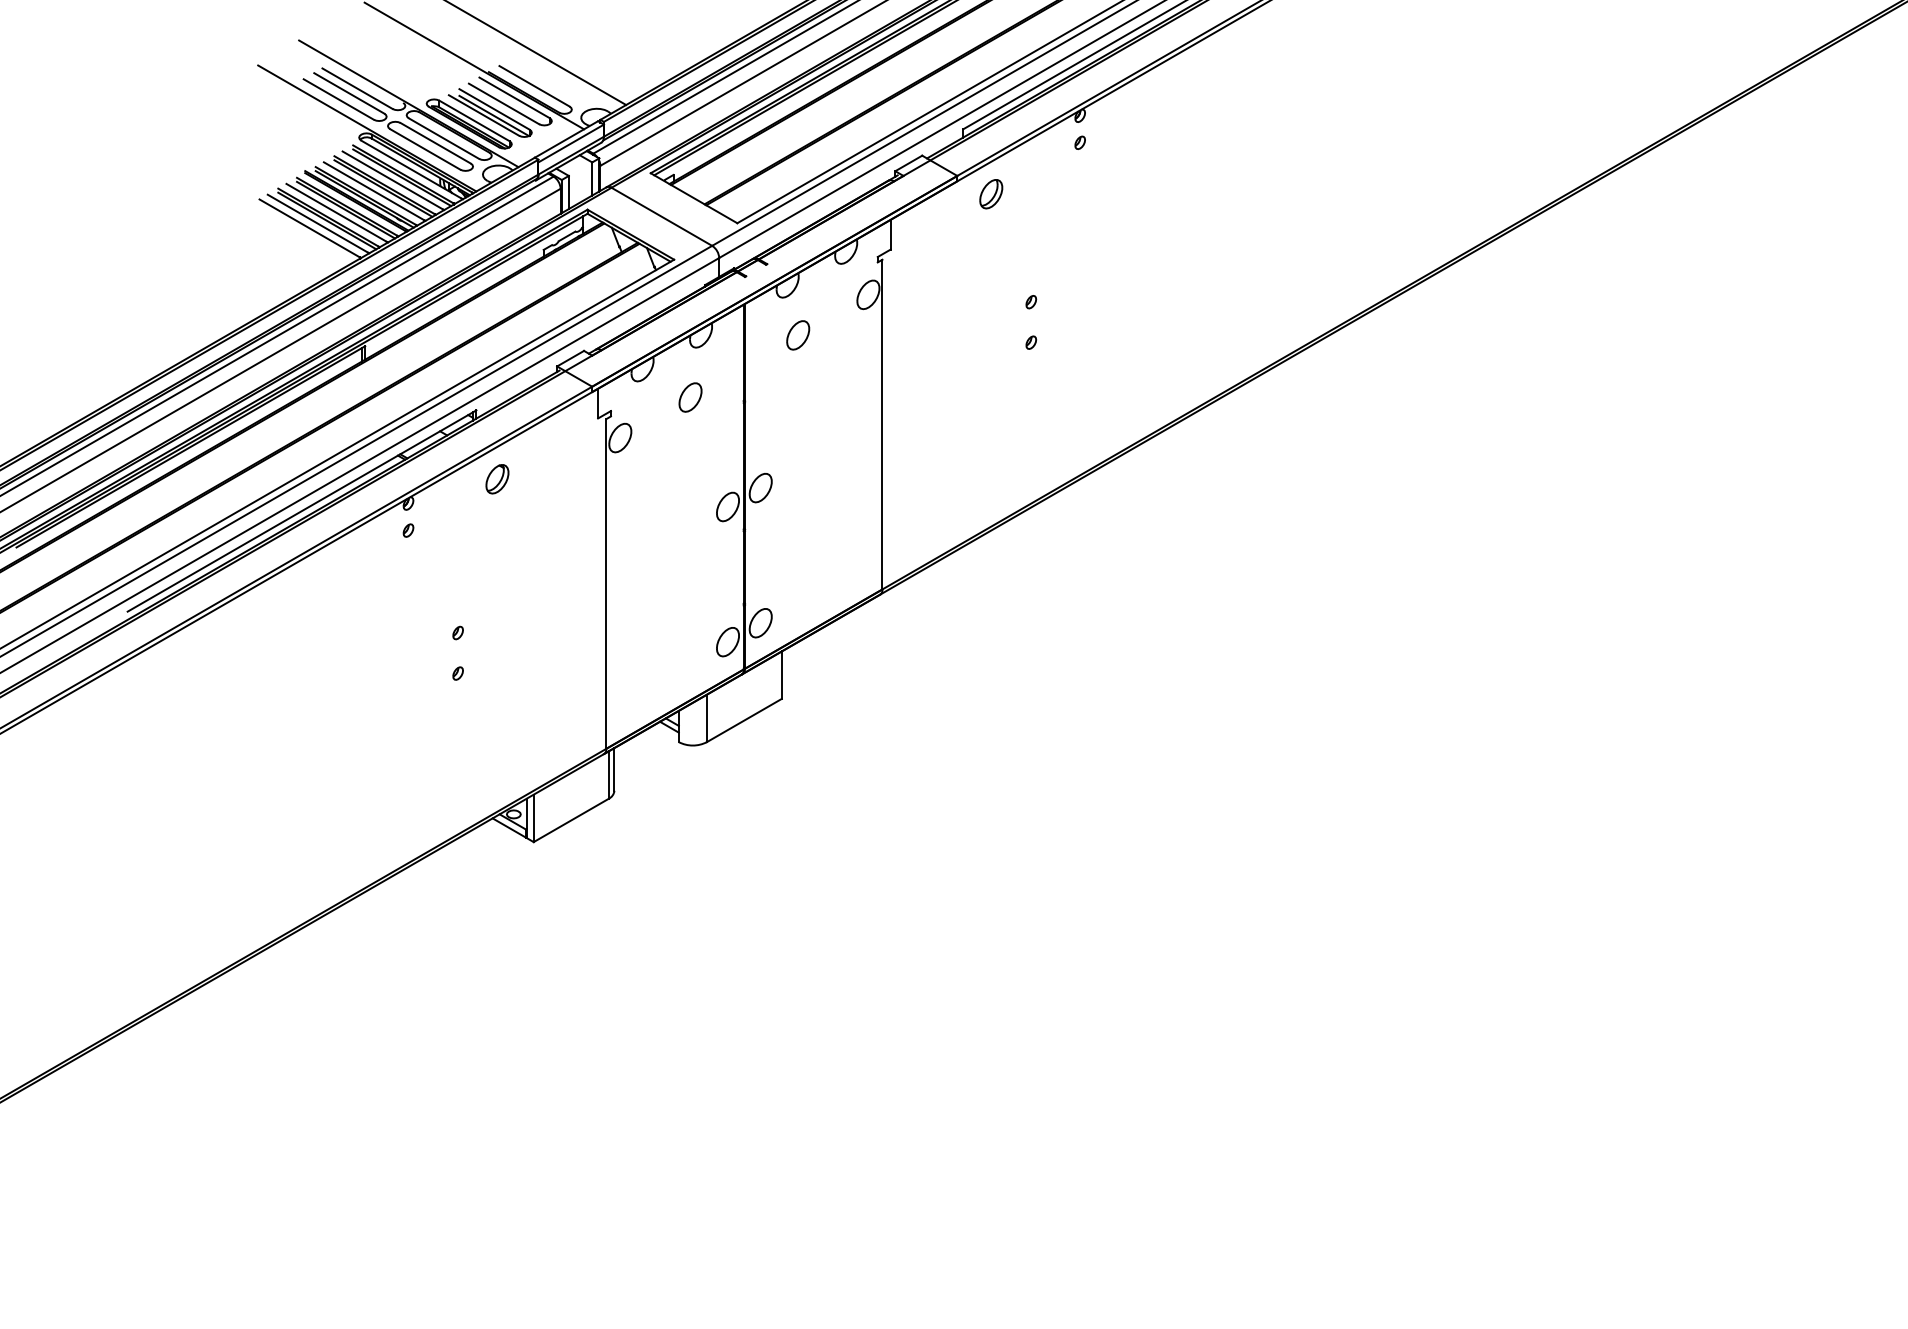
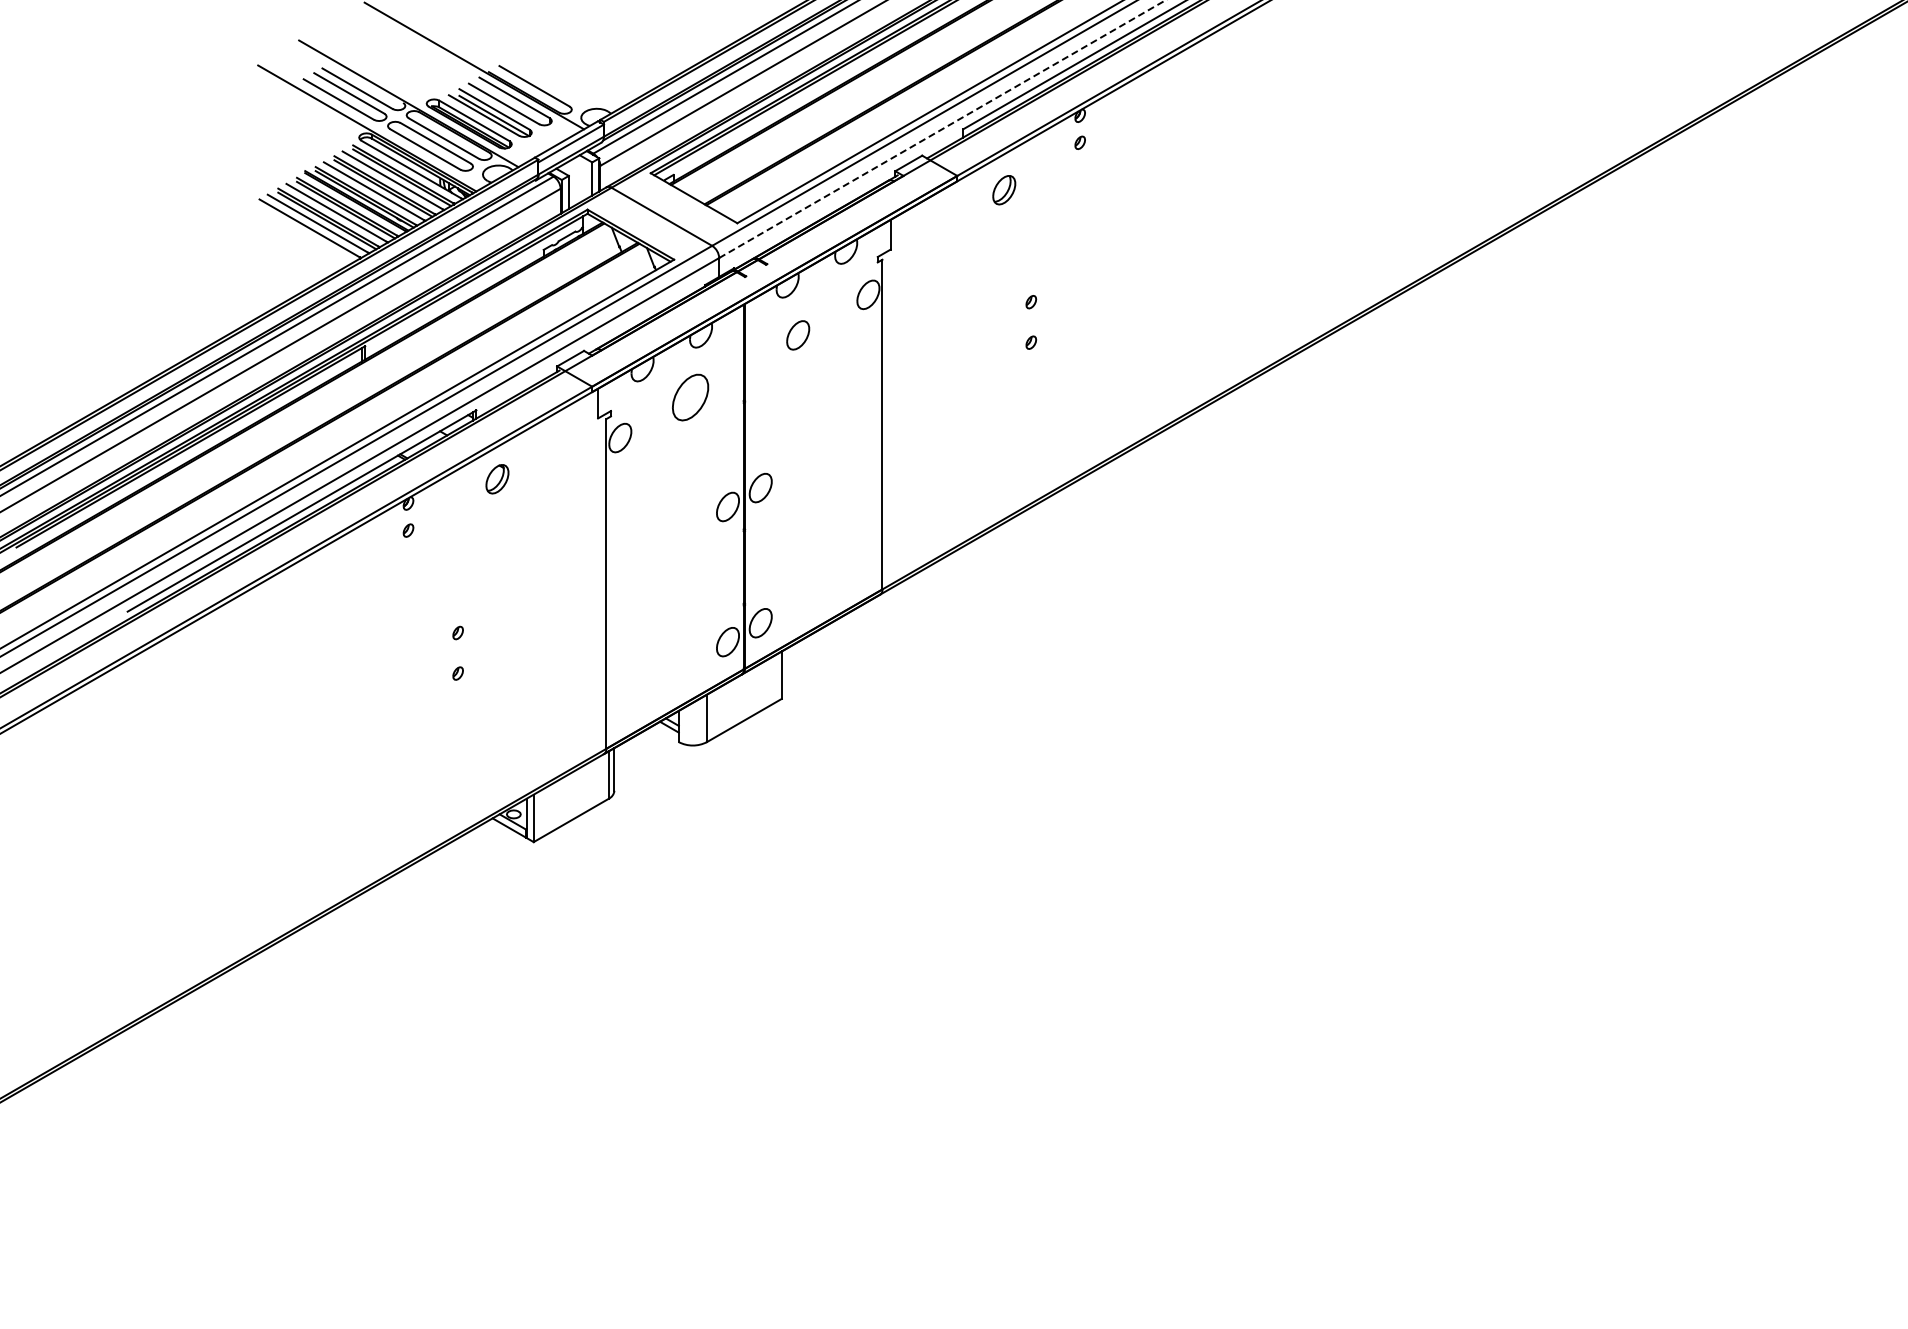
line: present -> none (536, 53)
line: solid -> dashed (942, 129)
part position: (991, 194) -> (1004, 190) (1004, 190)
part size: 25x31 px -> 38x49 px (690, 397)
